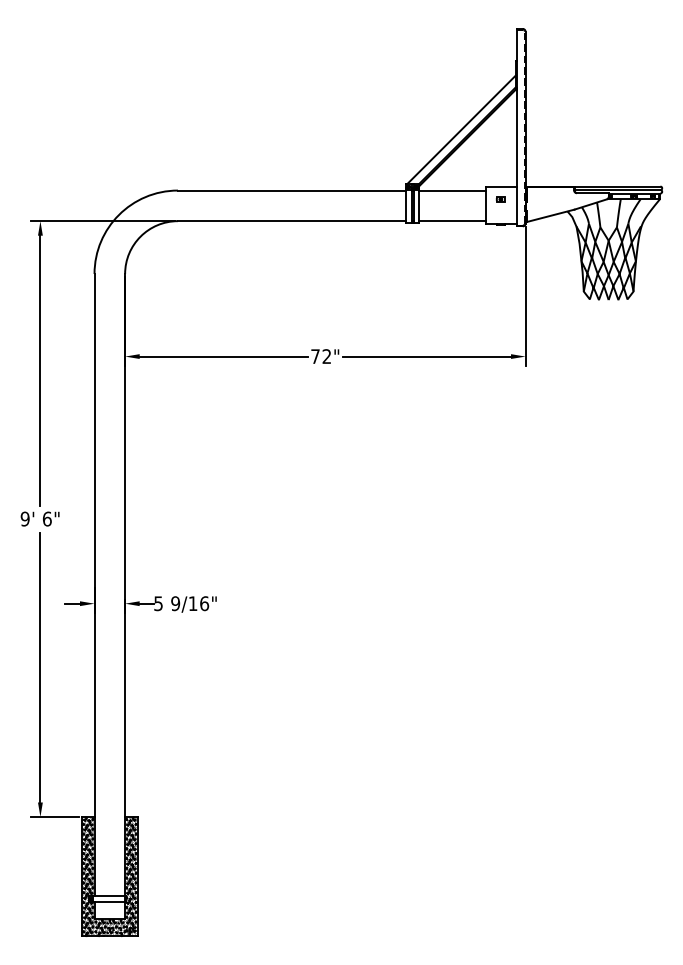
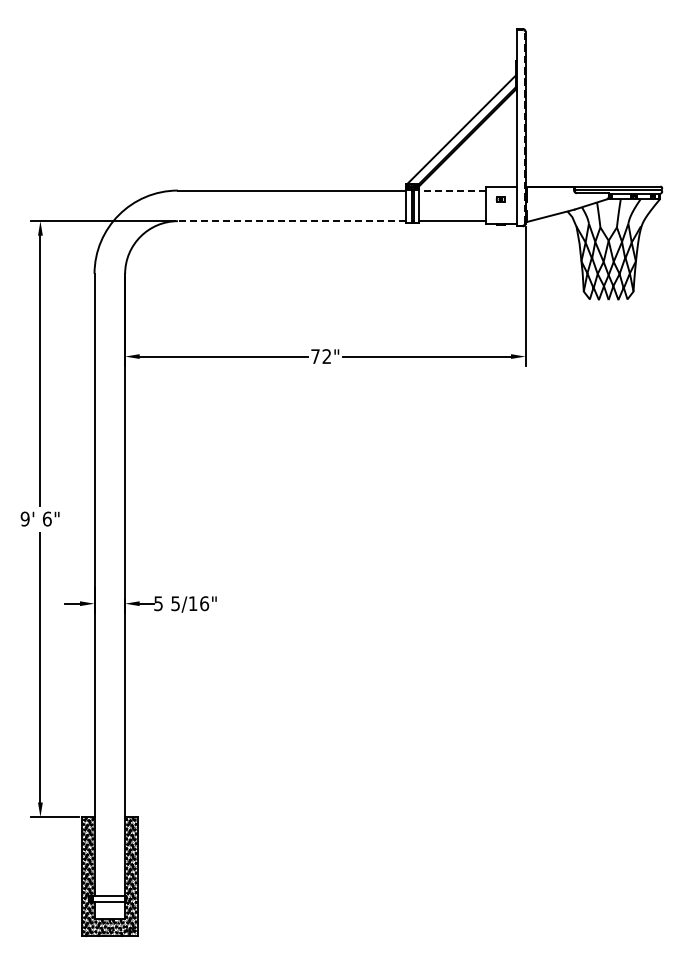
line: solid -> dashed (452, 190)
line: solid -> dashed (291, 221)
text: 9/16" -> 5/16" (175, 603)
